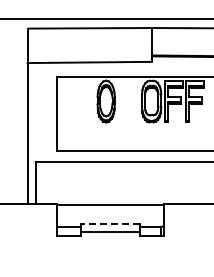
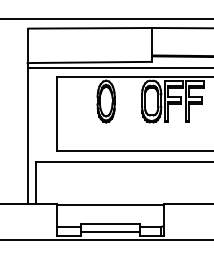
line: none -> present (118, 68)
line: dashed -> solid (110, 224)
line: none -> present (106, 239)
